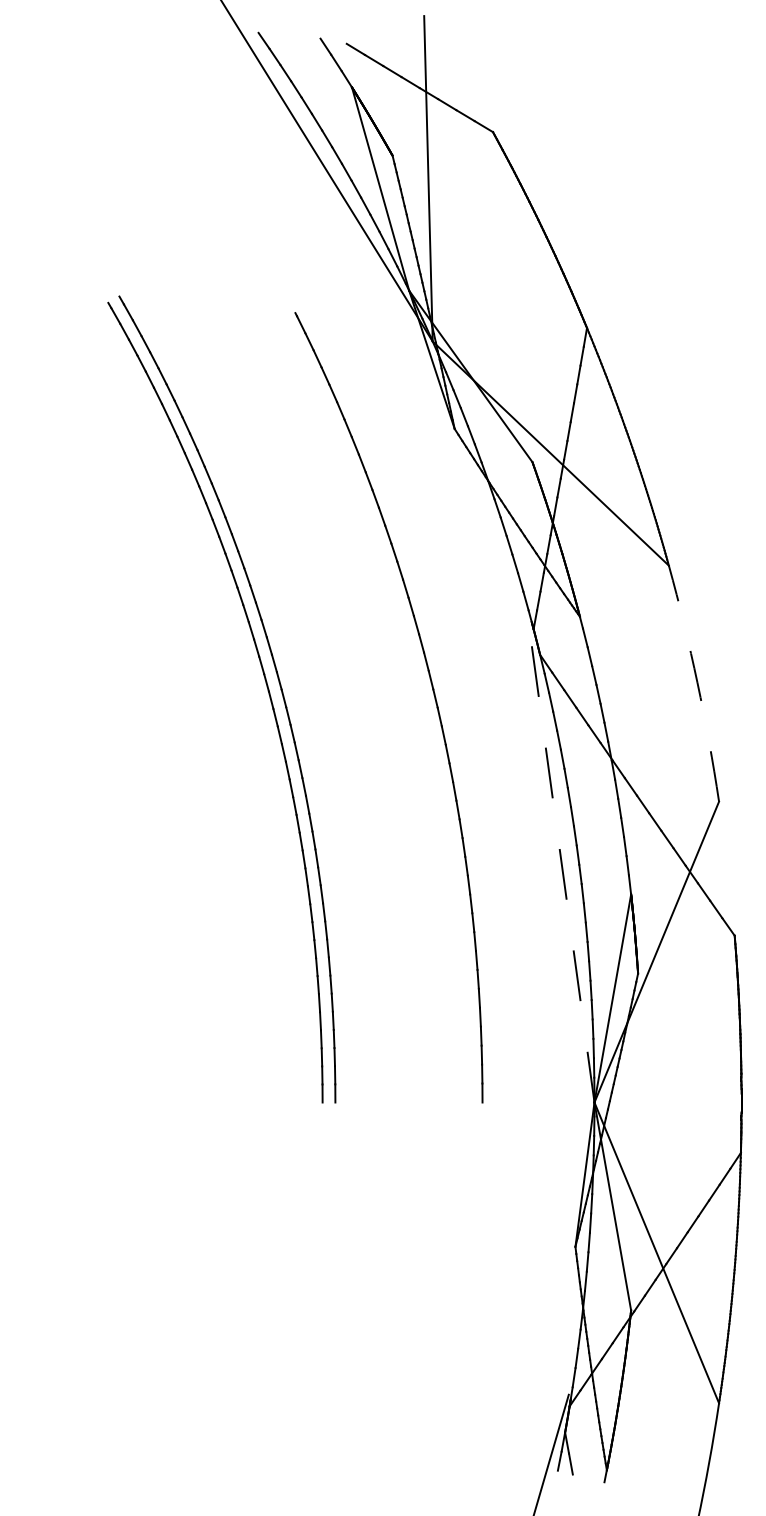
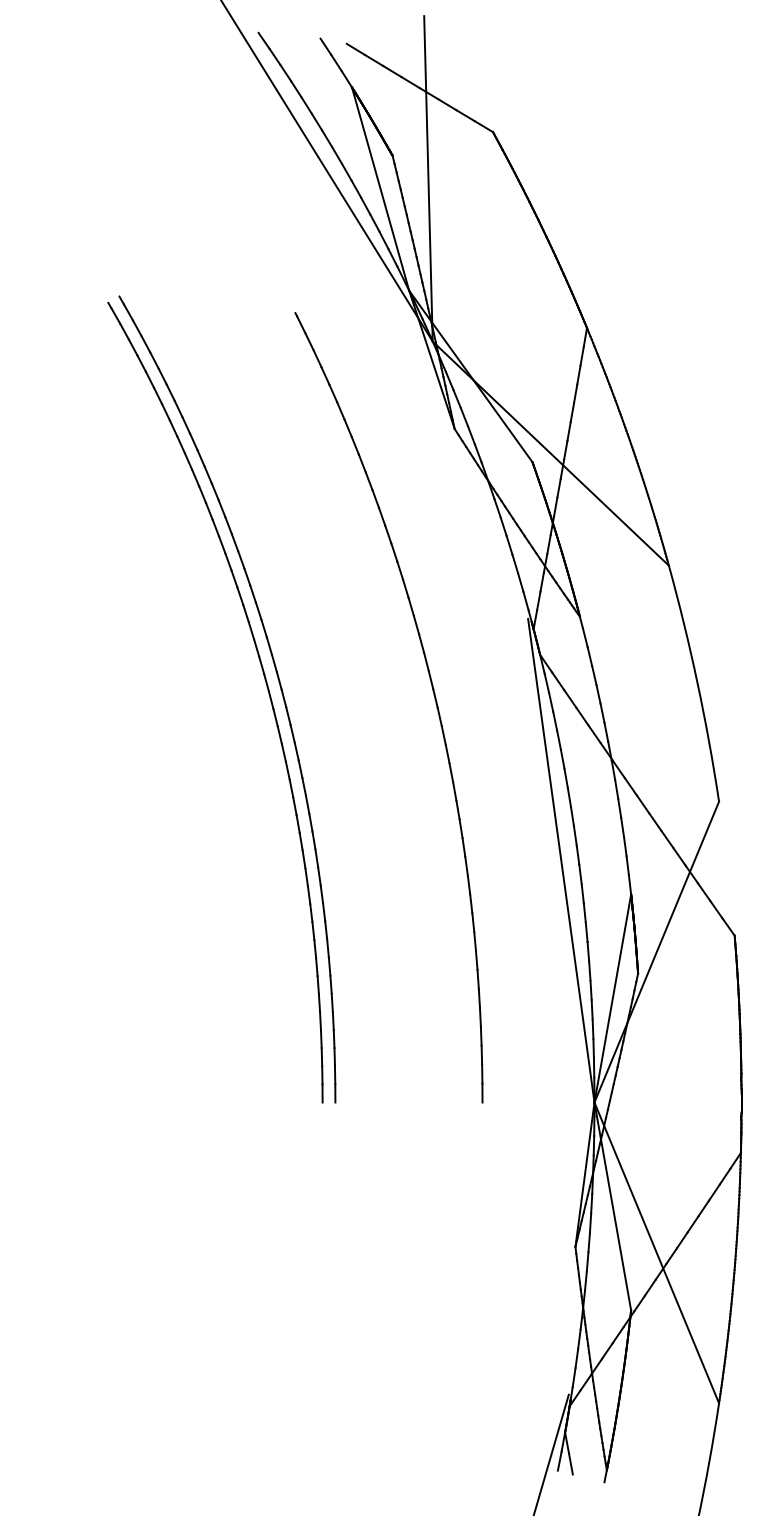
arc: dashed -> solid (697, 682)
line: dashed -> solid (561, 860)
